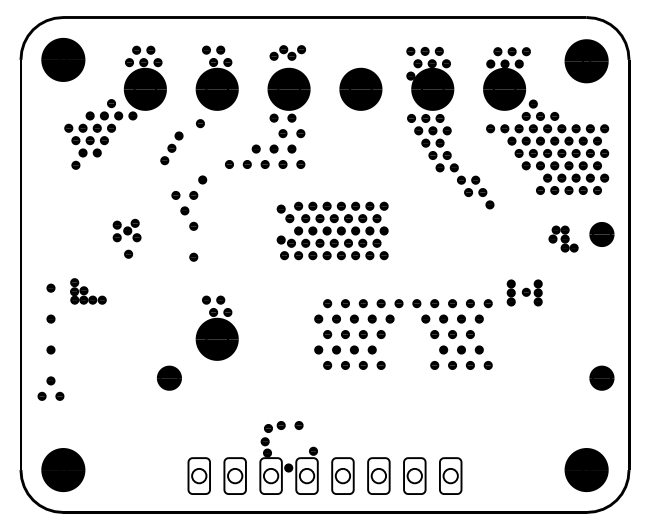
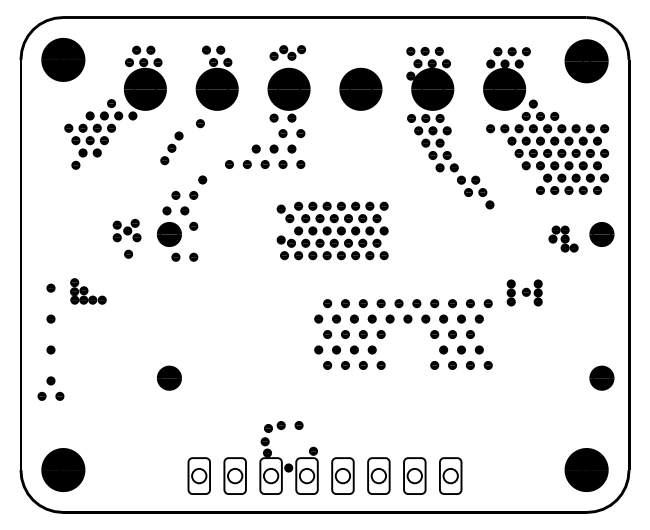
part: none -> present (168, 233)
part: none -> present (407, 318)
part: present -> none (216, 327)
